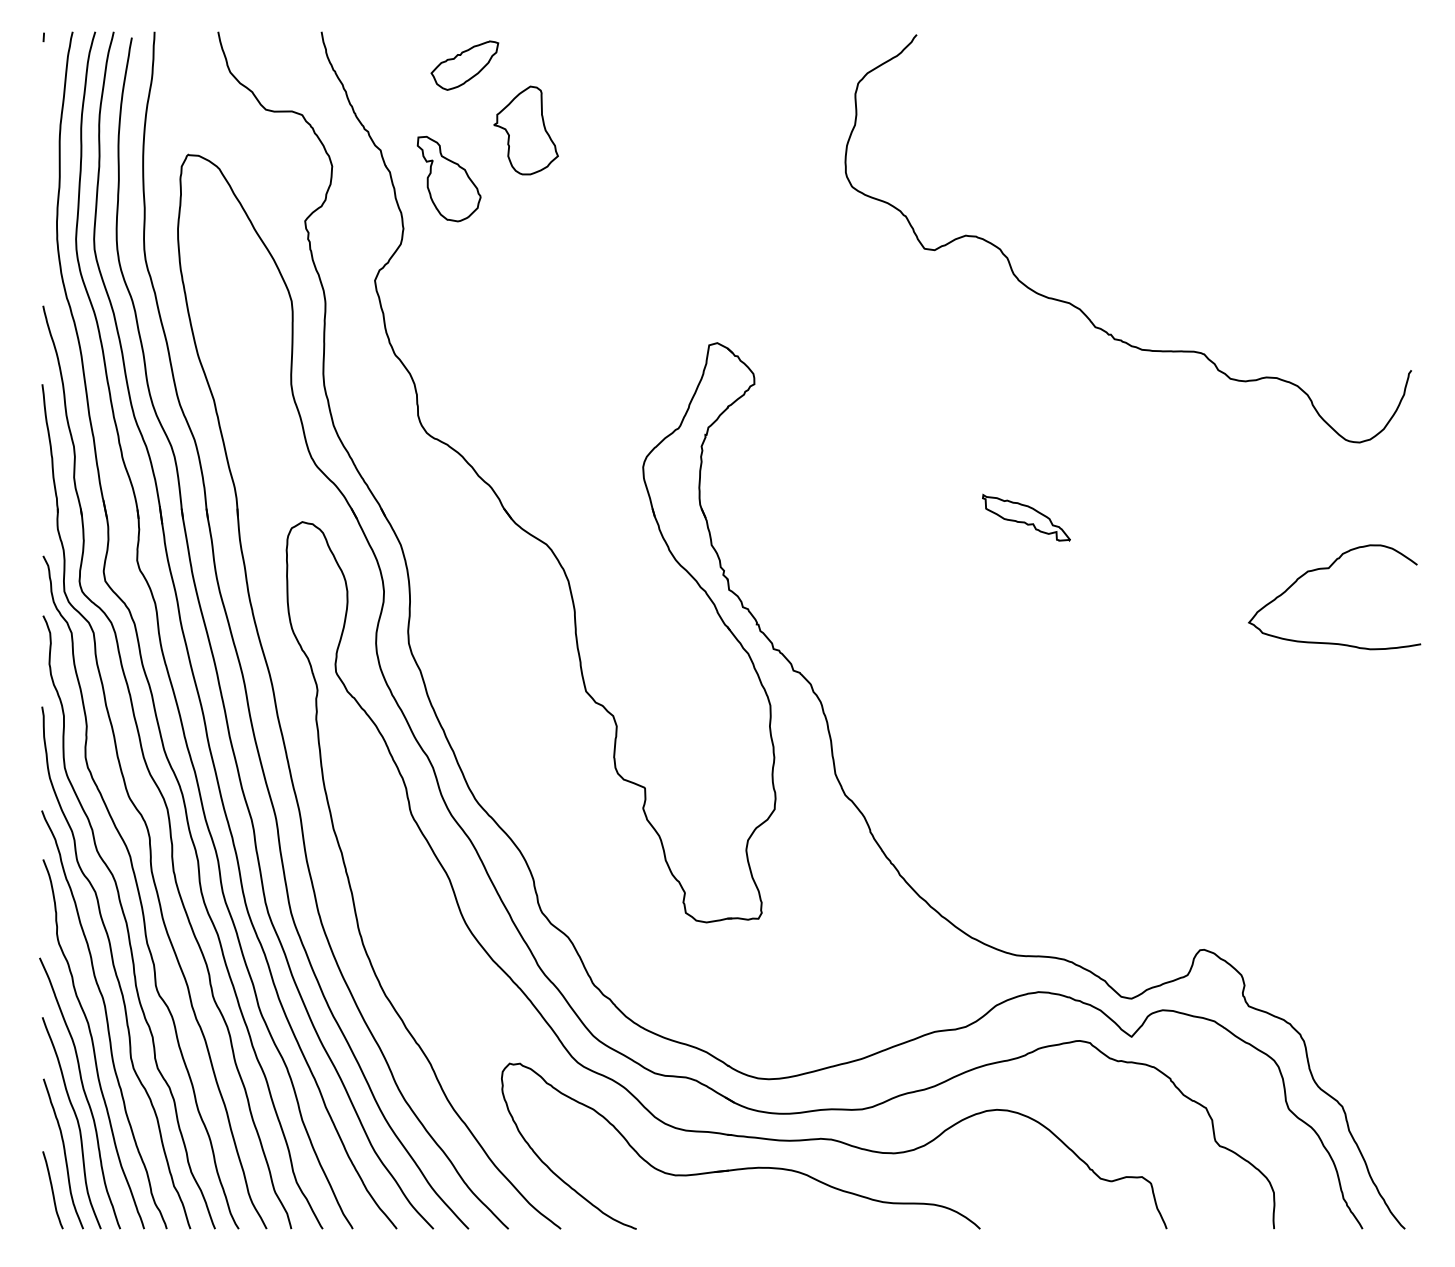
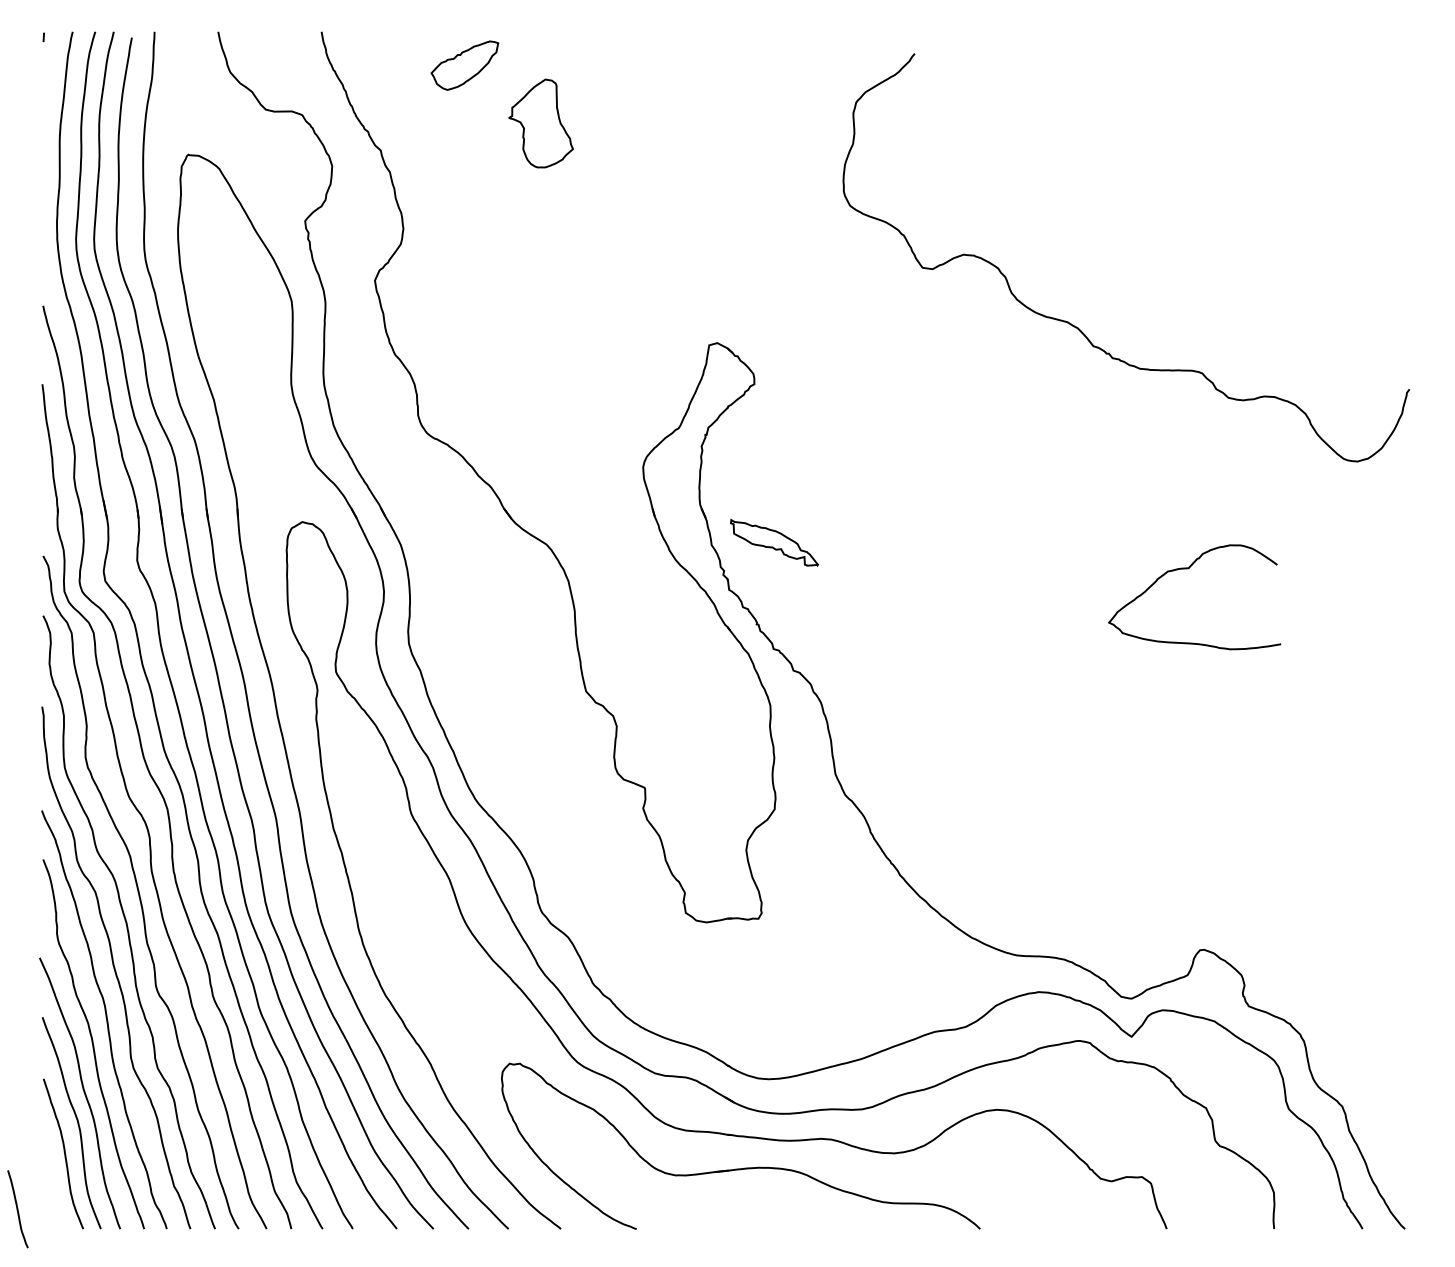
part position: (525, 130) -> (540, 123) (540, 123)
part: present -> none (448, 178)
curve position: (1080, 308) -> (1078, 327) (1078, 327)
part position: (1026, 517) -> (774, 542) (774, 542)
curve position: (1328, 569) -> (1188, 569) (1188, 569)
curve position: (52, 1190) -> (17, 1209) (17, 1209)
